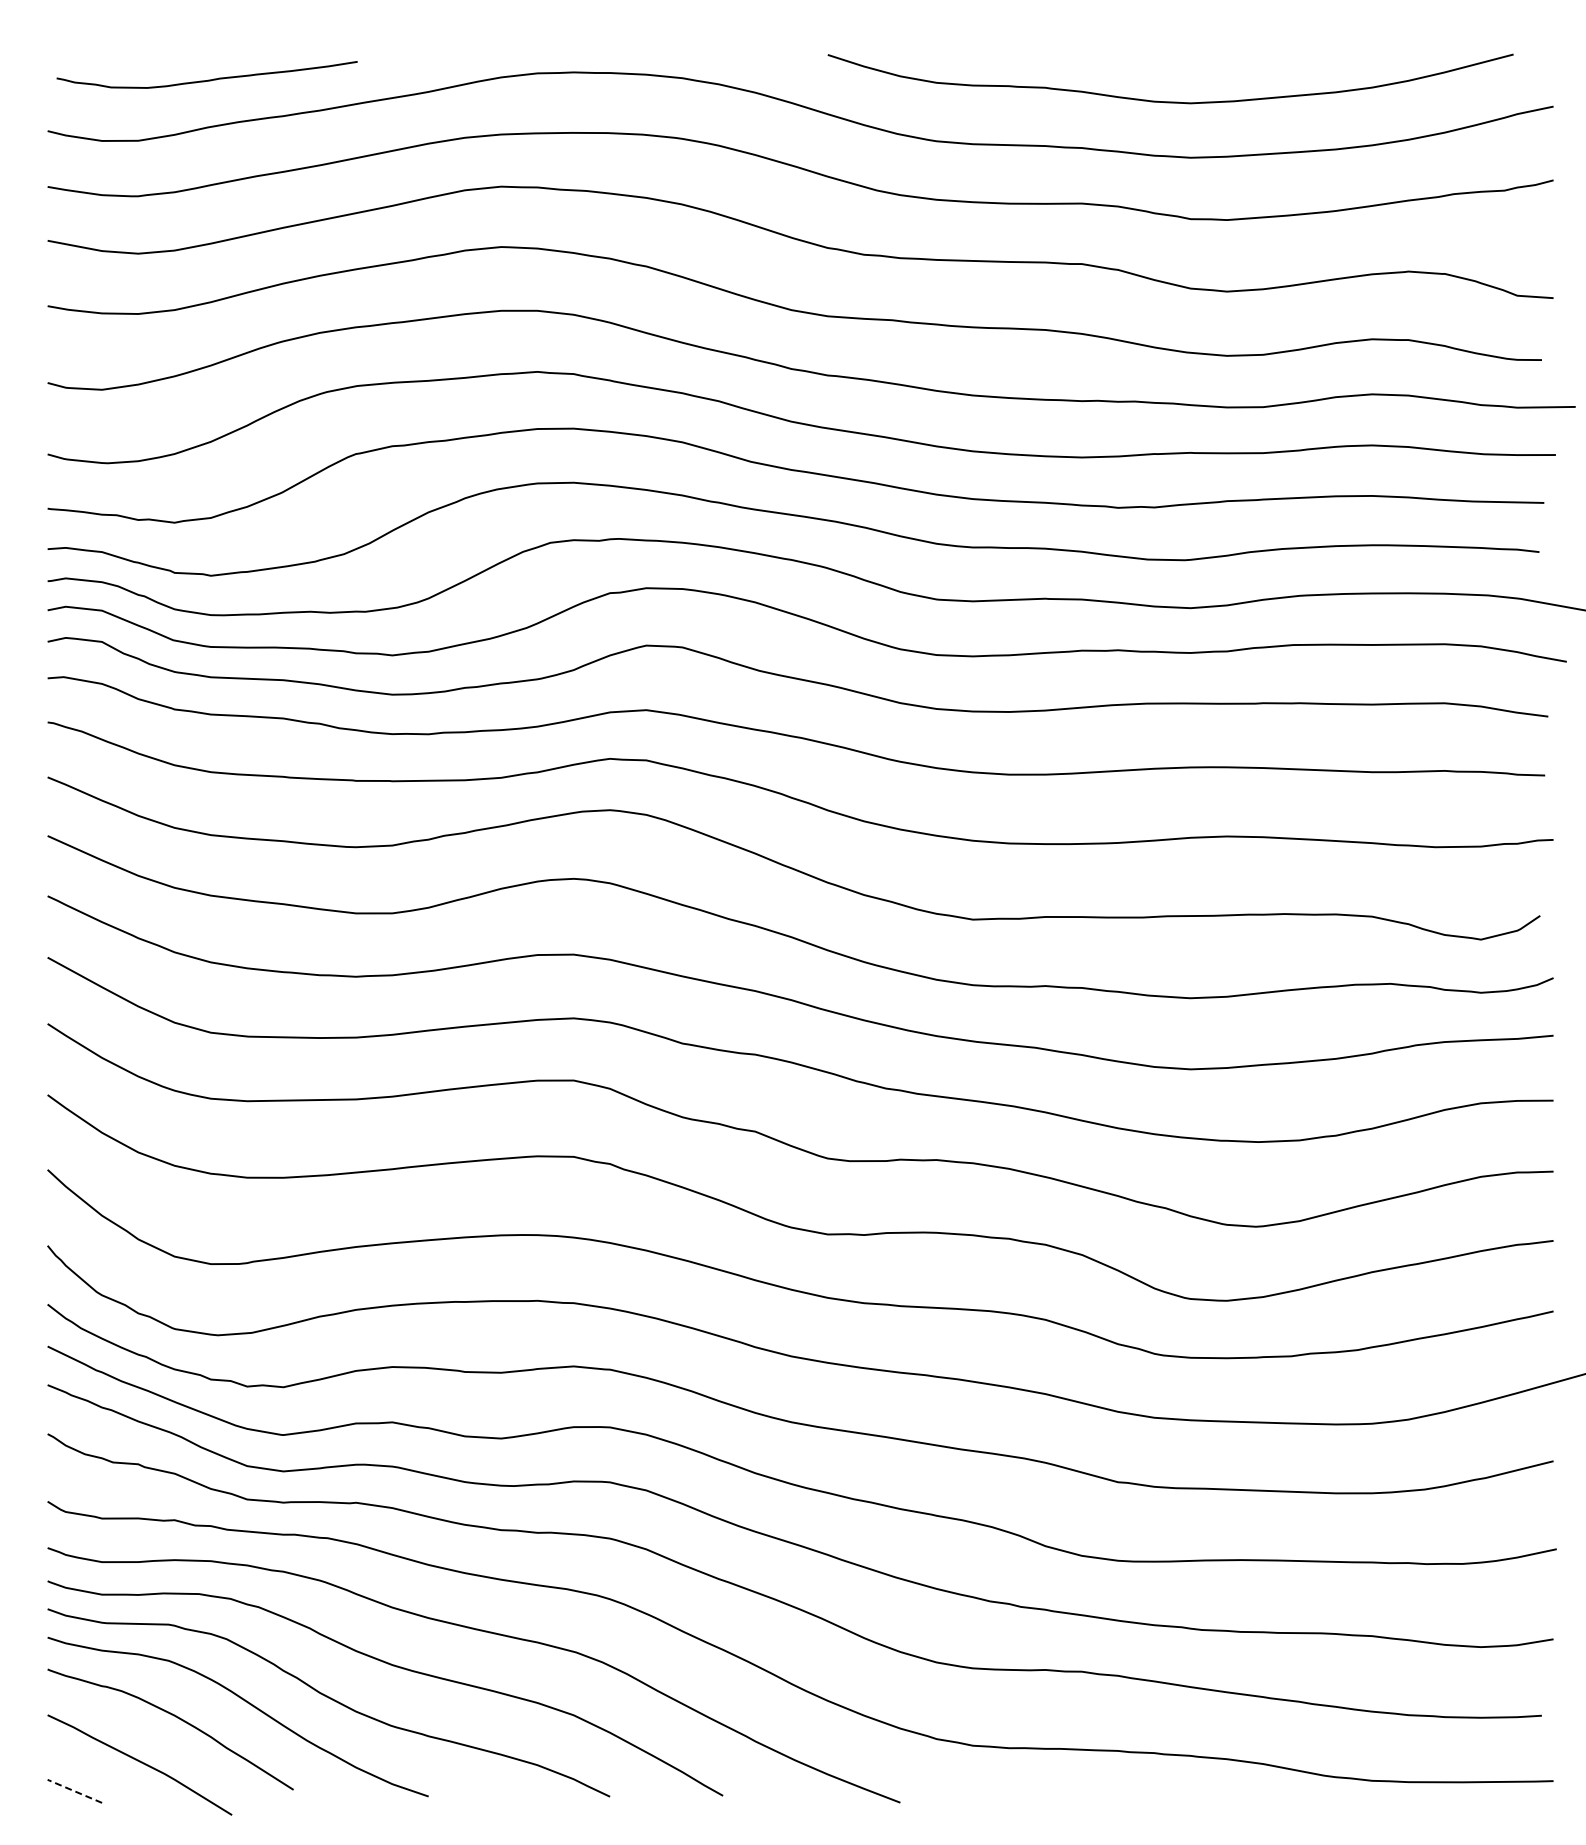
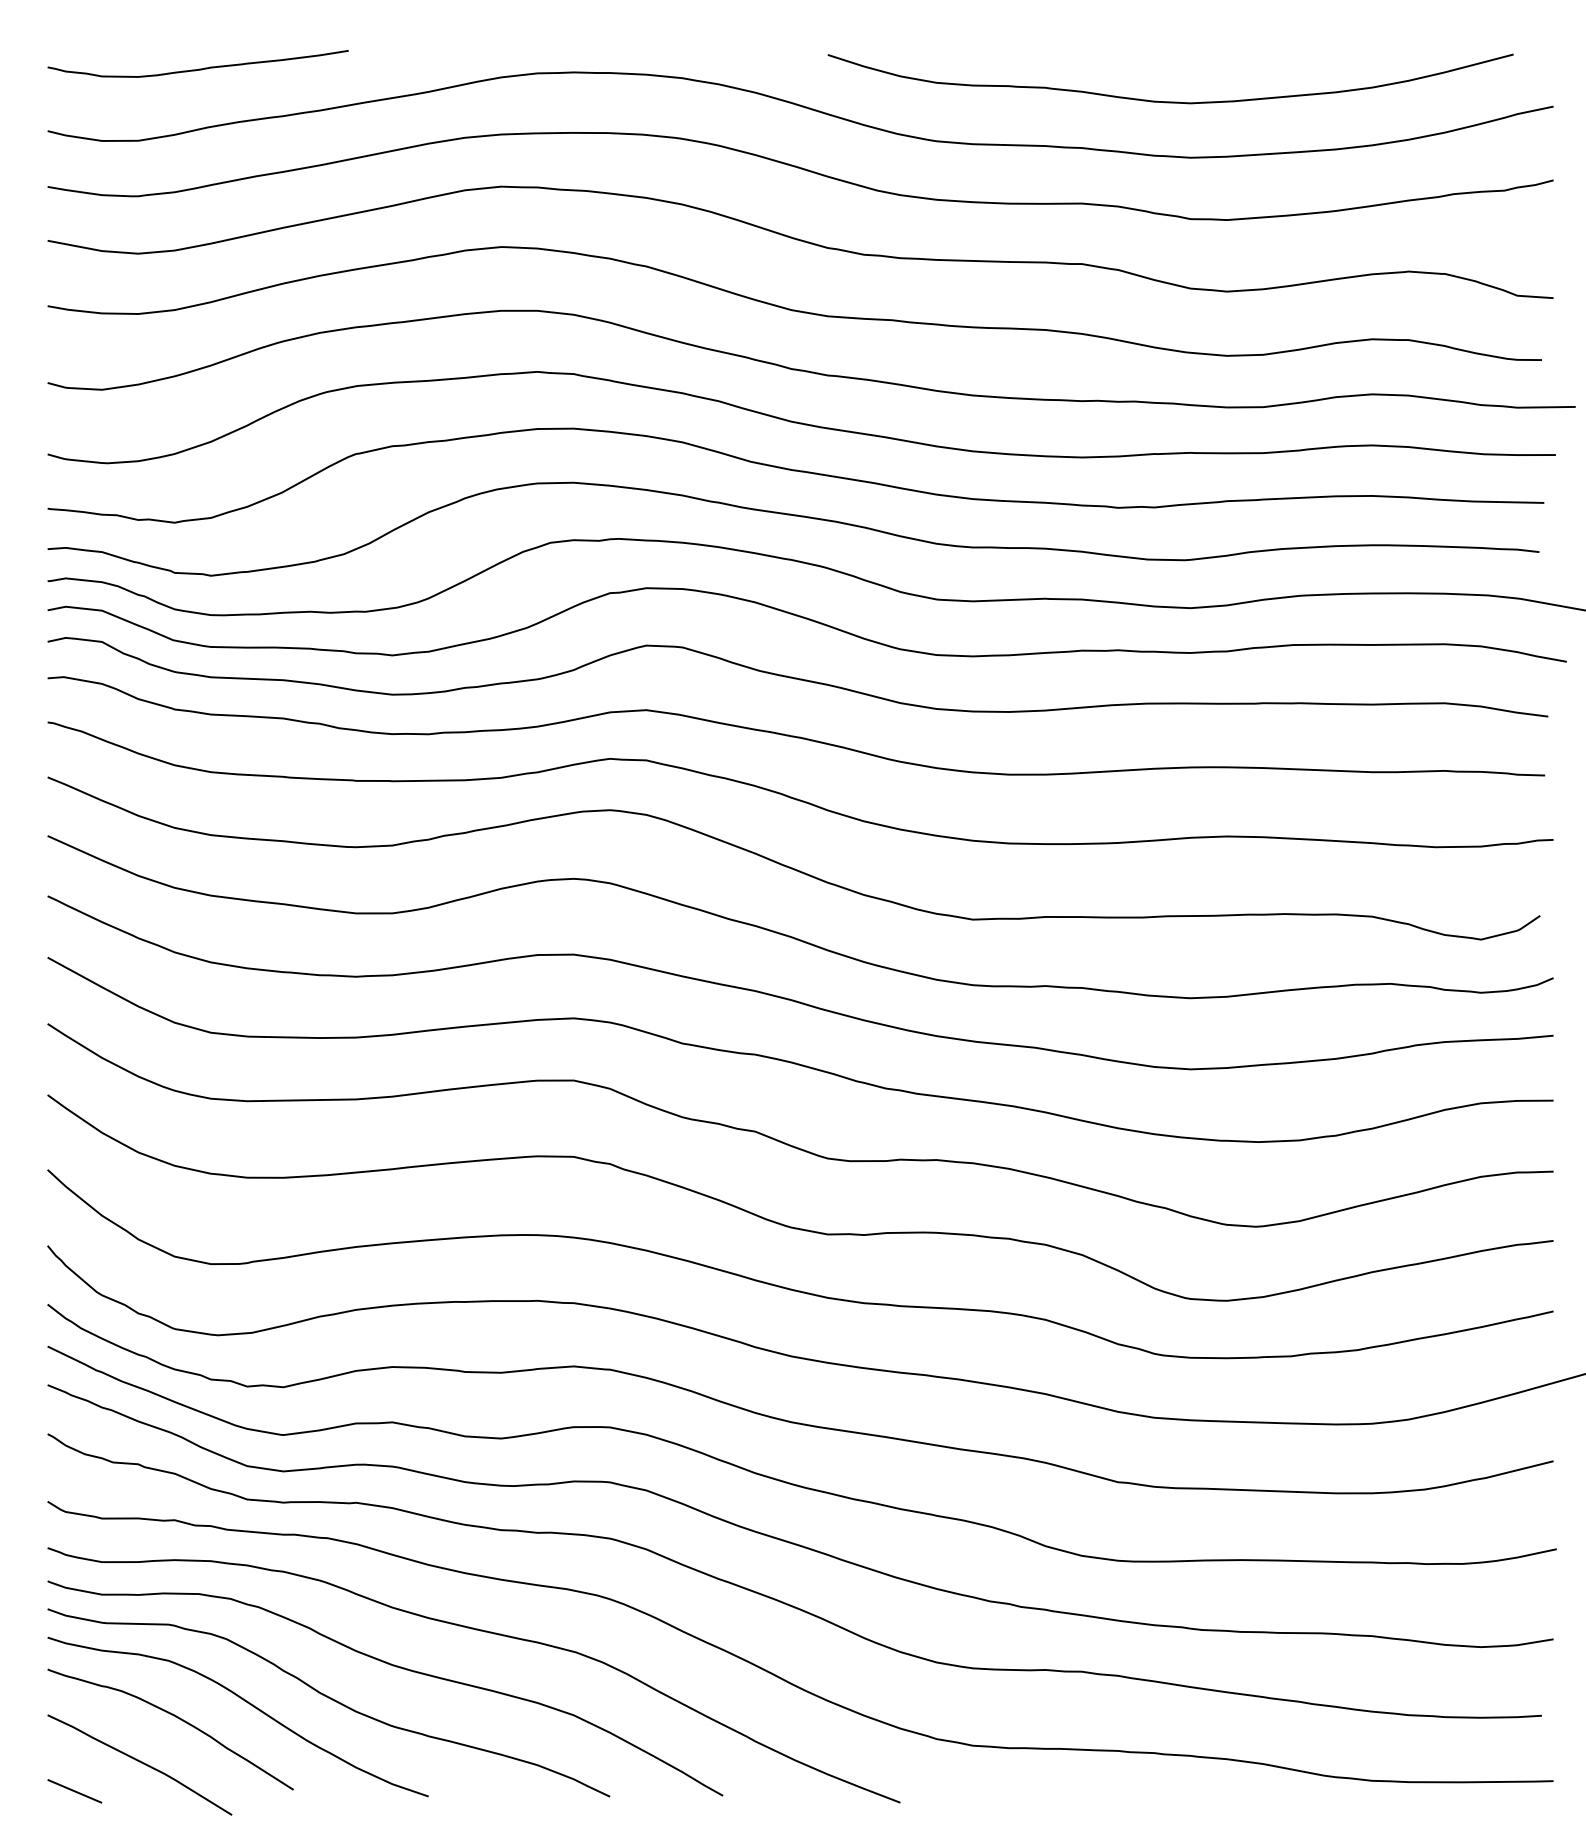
curve position: (208, 79) -> (199, 68) (199, 68)
line: dashed -> solid (73, 1790)
